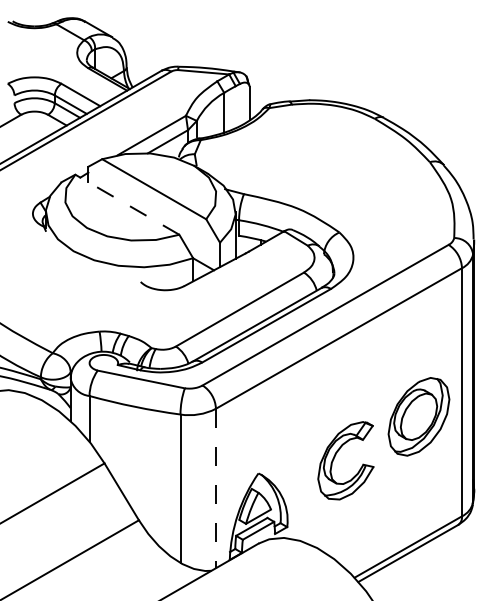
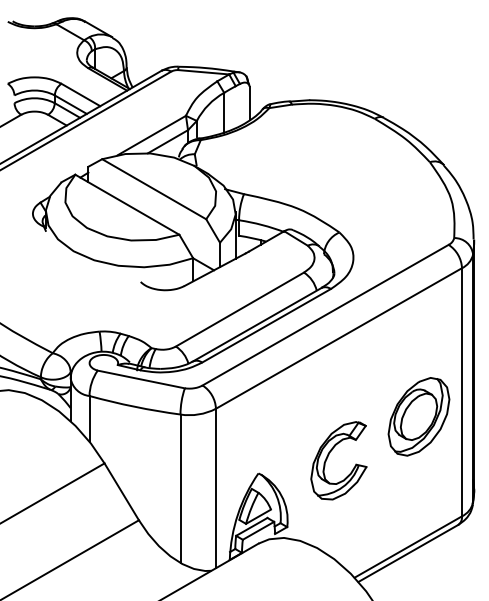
line: dashed -> solid (126, 204)
part position: (335, 457) -> (328, 457) (328, 457)
line: dashed -> solid (215, 488)
